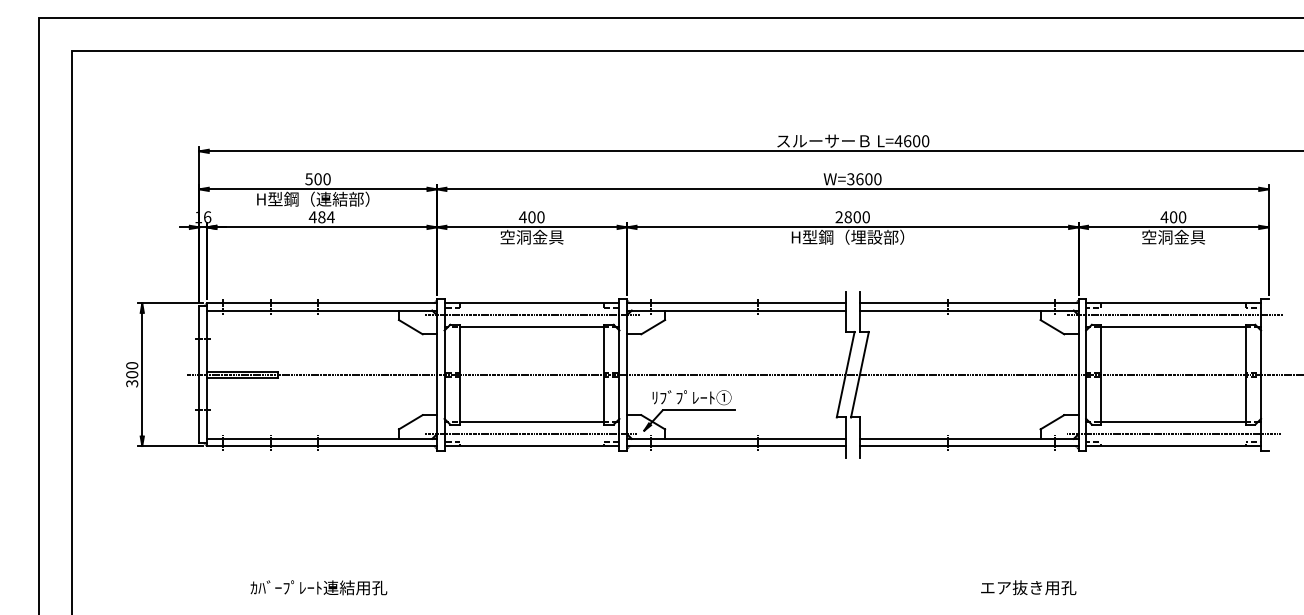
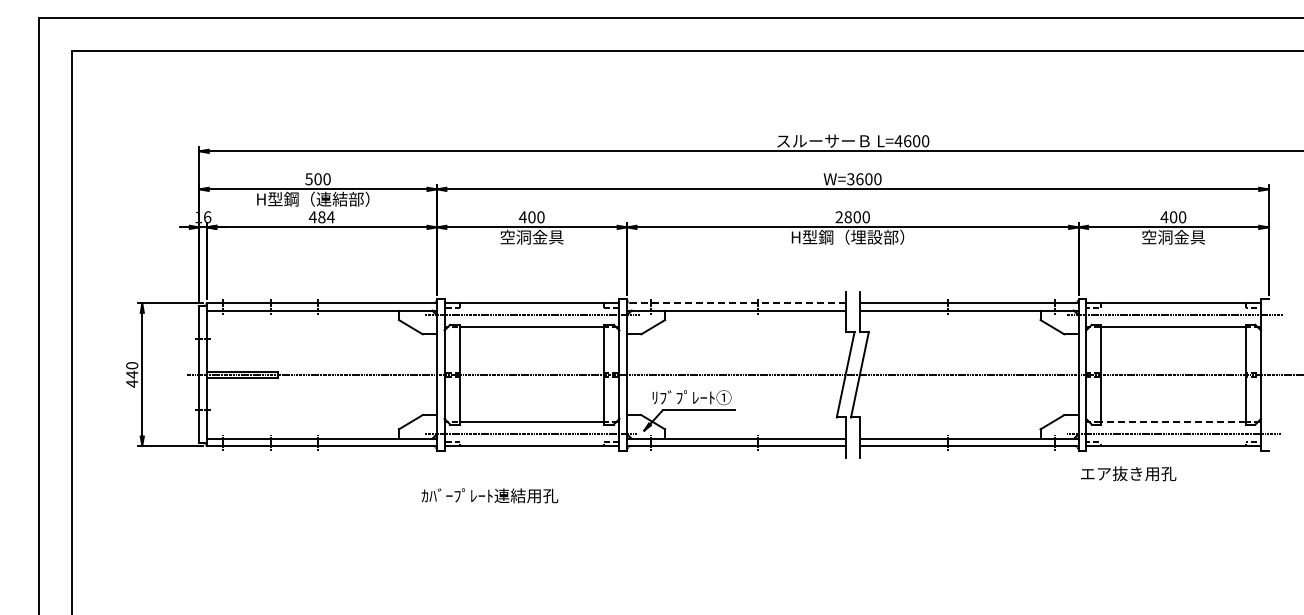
line: solid -> dashed (735, 303)
text: 300 -> 440 (132, 378)
line: solid -> dashed (1173, 422)
text position: (318, 587) -> (489, 495) (489, 495)
text position: (1028, 587) -> (1128, 473) (1128, 473)
